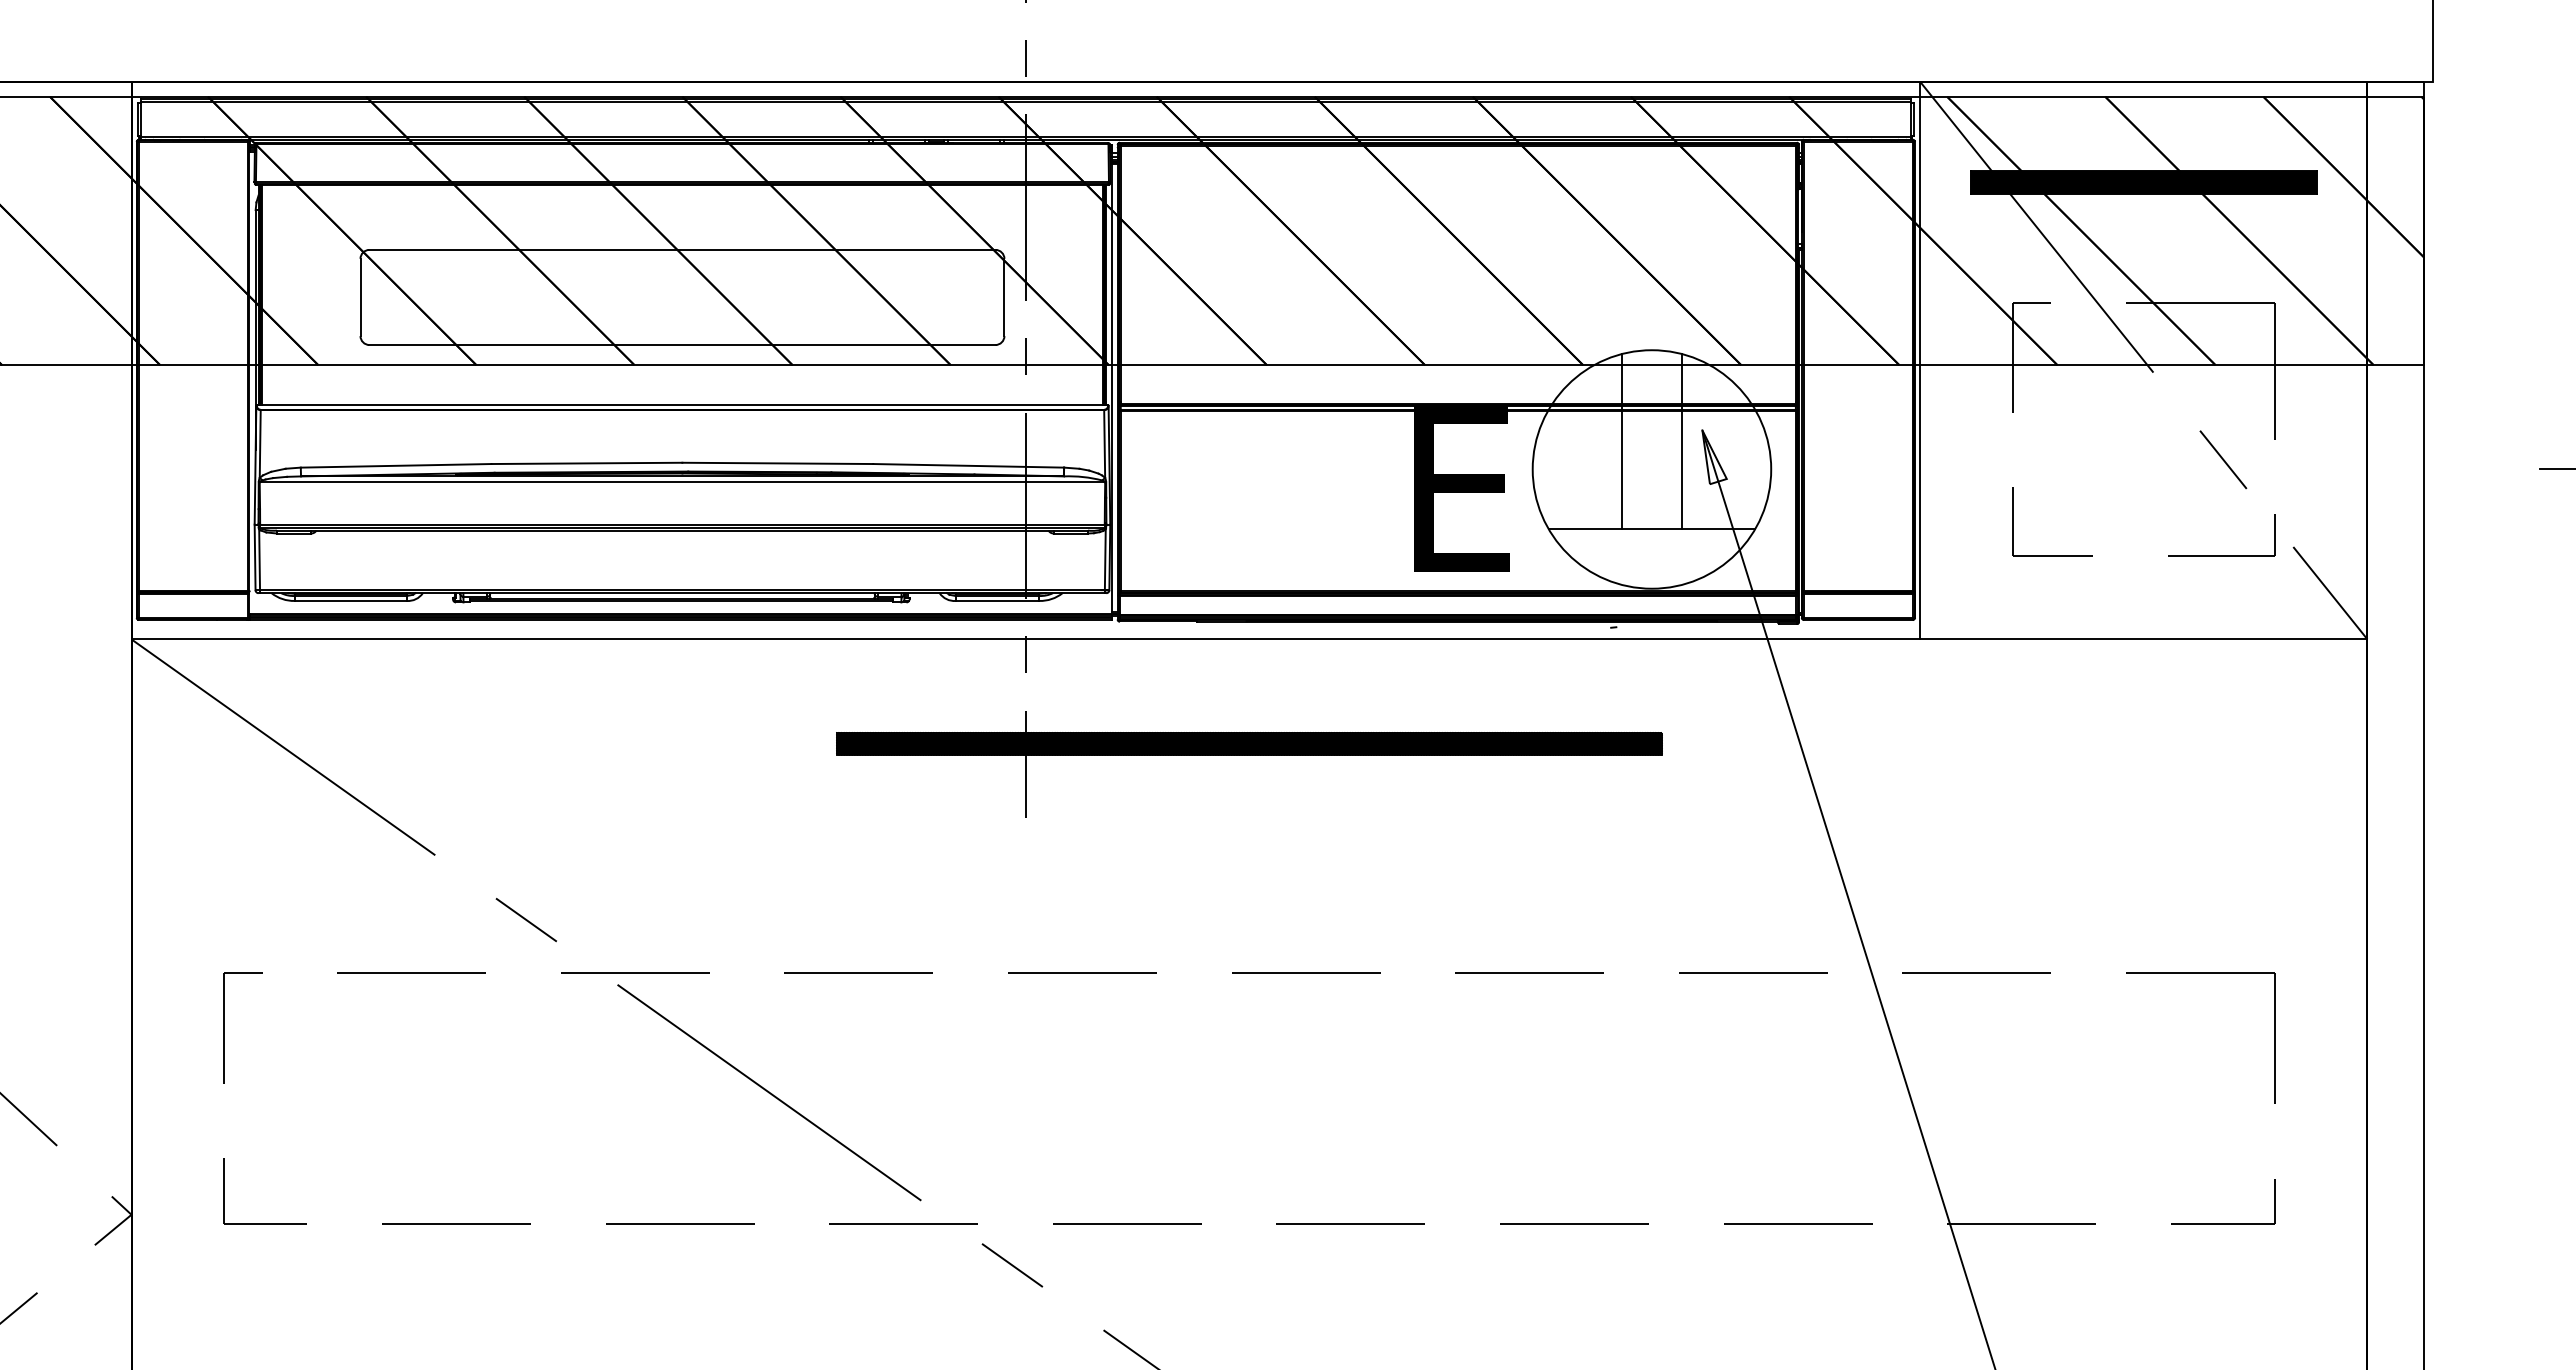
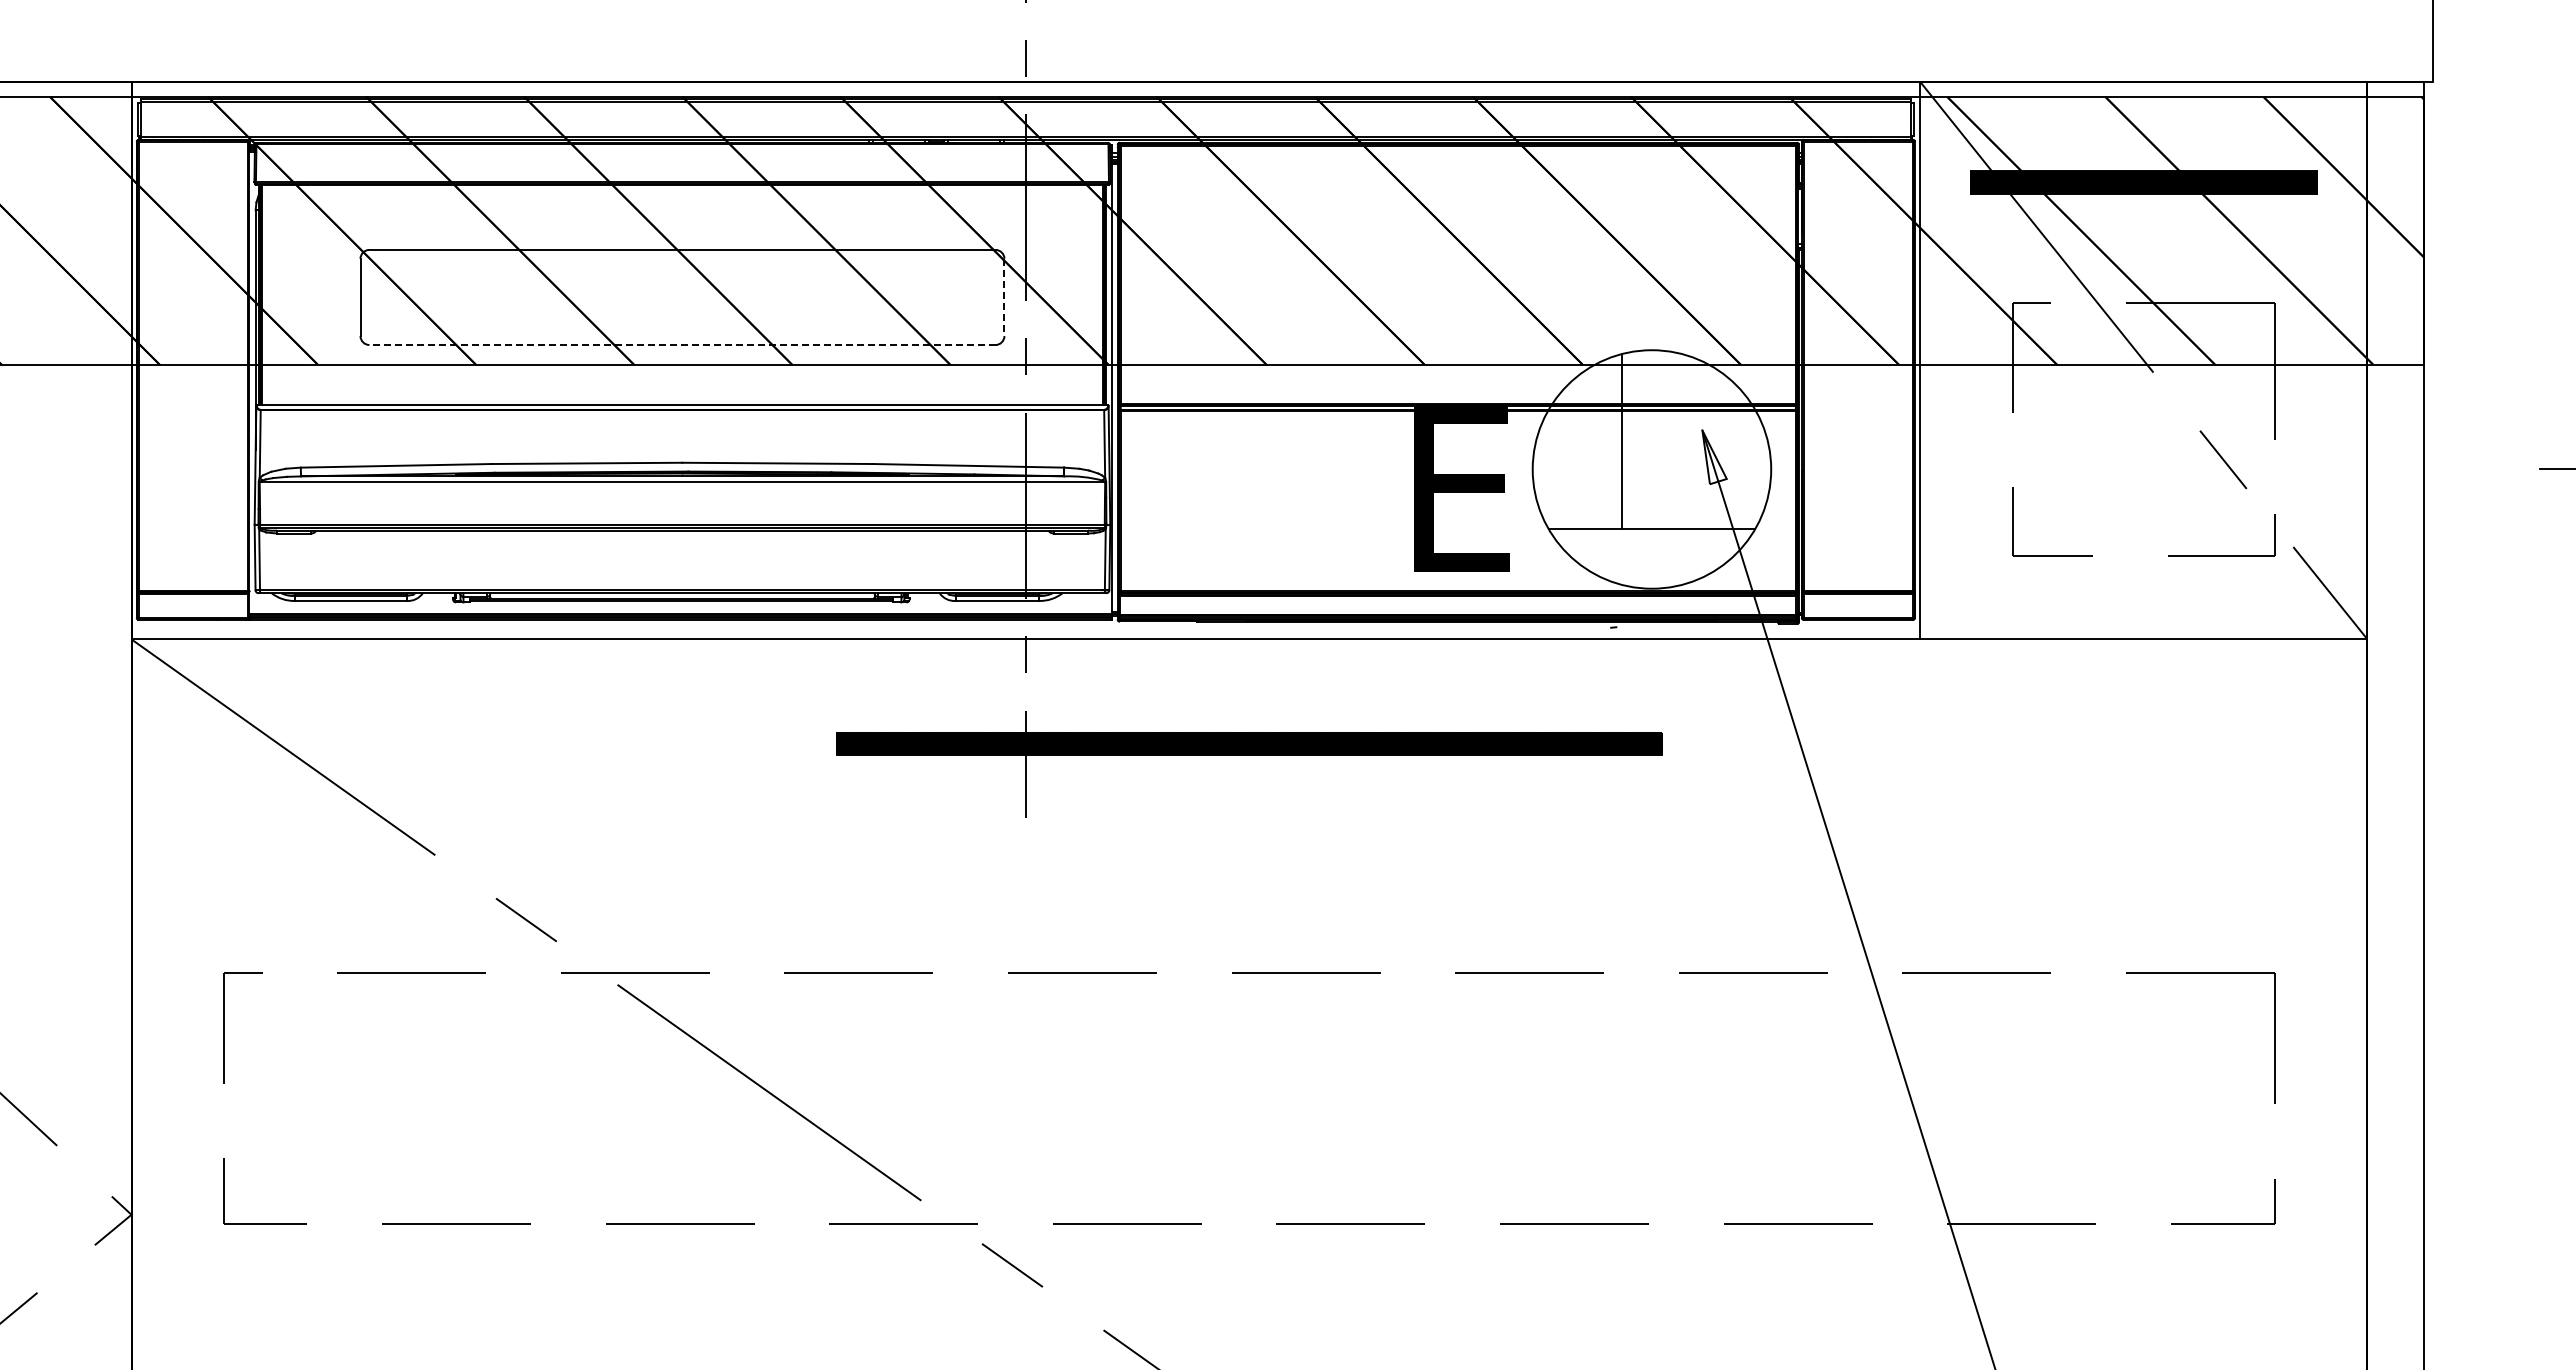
line: solid -> dashed (1004, 297)
line: solid -> dashed (681, 345)
line: present -> none (1681, 441)
